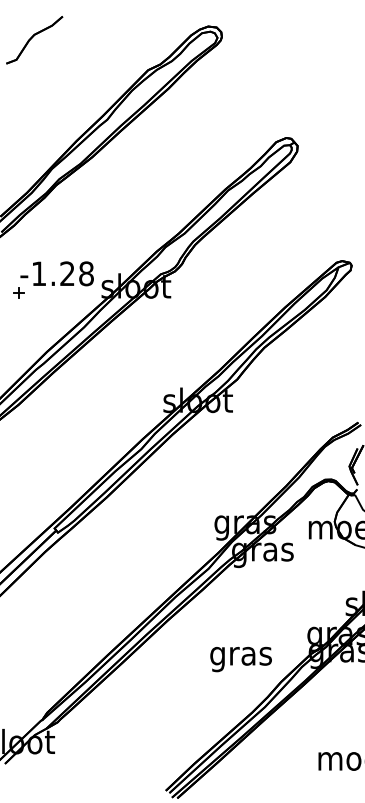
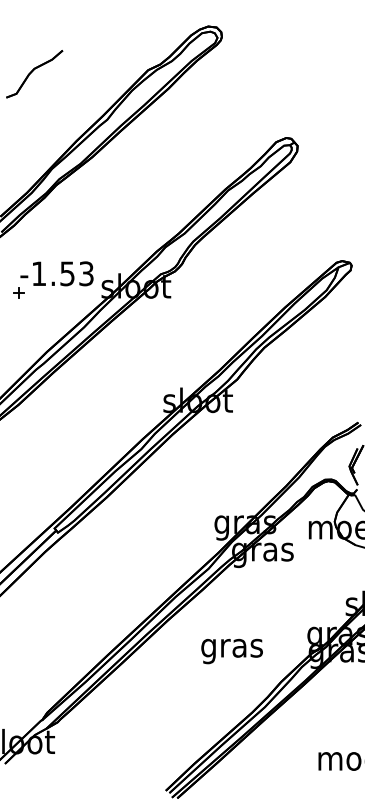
part position: (34, 40) -> (34, 74) (34, 74)
text: -1.28 -> -1.53 (76, 273)
text position: (240, 659) -> (231, 651) (231, 651)
